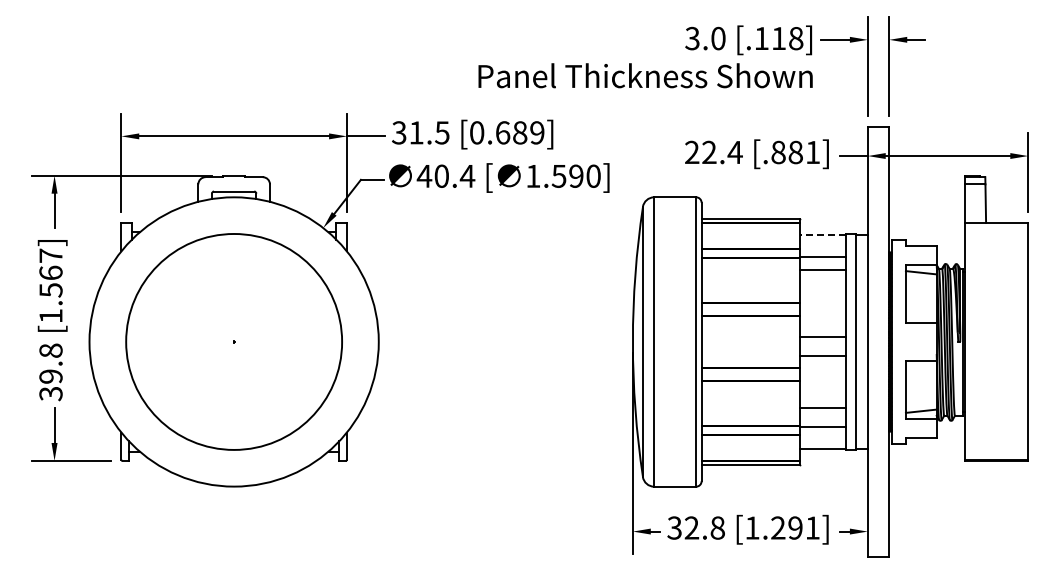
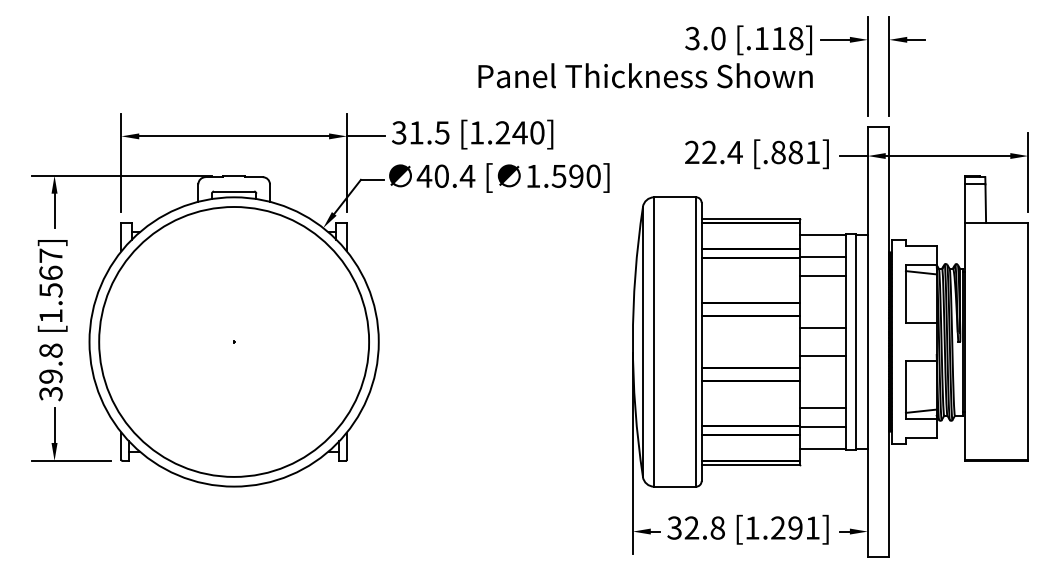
text: [0.689] -> [1.240] (507, 132)
line: dashed -> solid (823, 235)
line position: (822, 270) -> (822, 276) (822, 276)
line position: (822, 337) -> (822, 328) (822, 328)
circle diameter: 216 px -> 270 px (234, 341)
